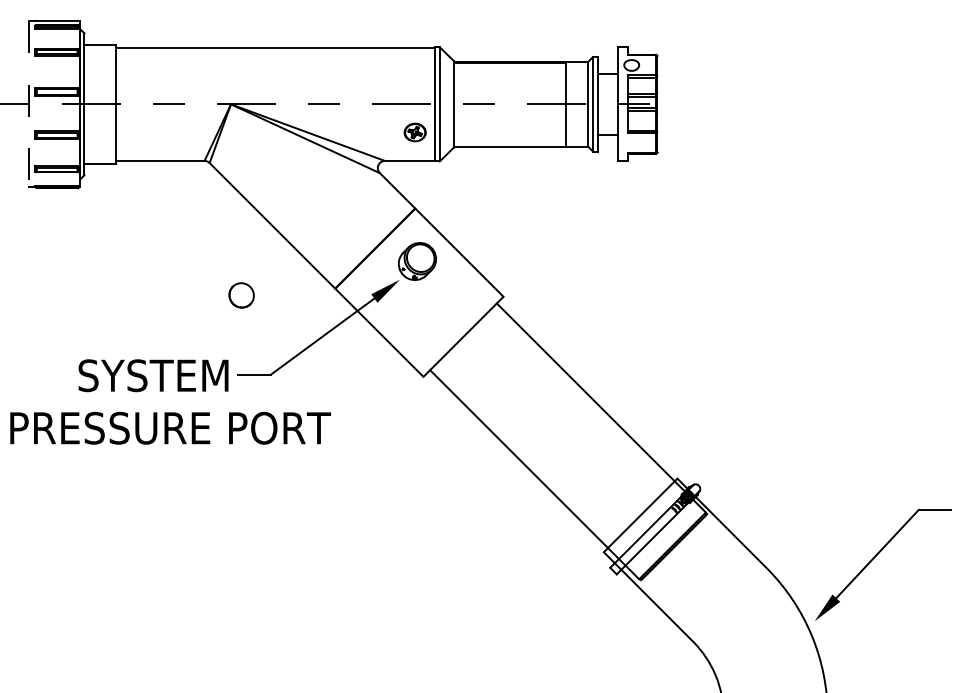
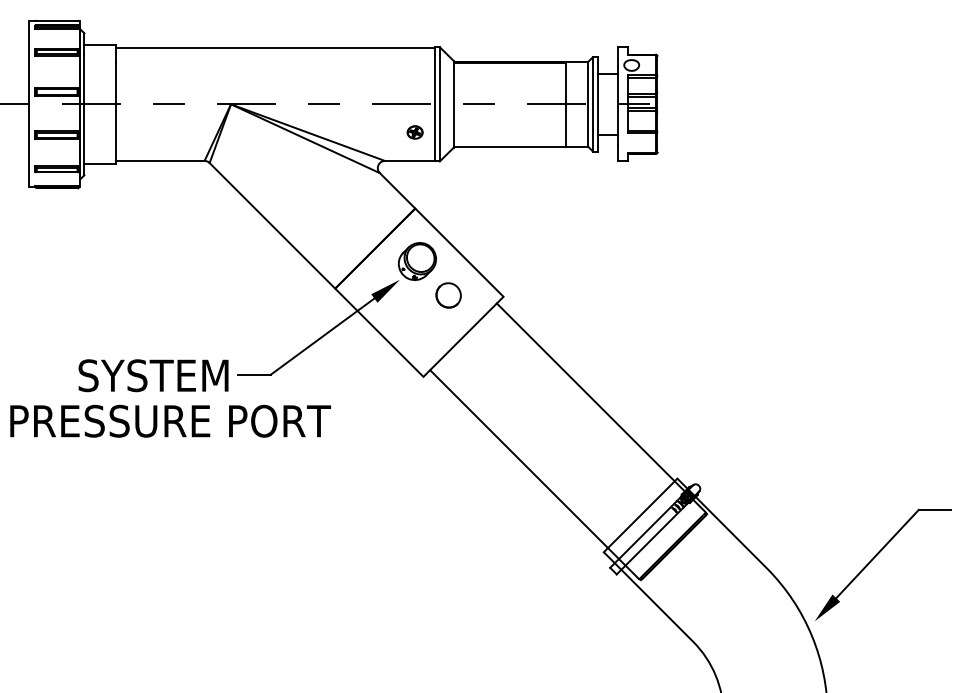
line: dashed -> solid (29, 104)
part size: 24x21 px -> 18x15 px (414, 132)
part position: (241, 295) -> (448, 295) (448, 295)
text position: (170, 427) -> (170, 420) (170, 420)
